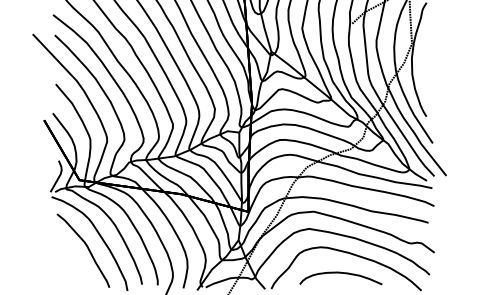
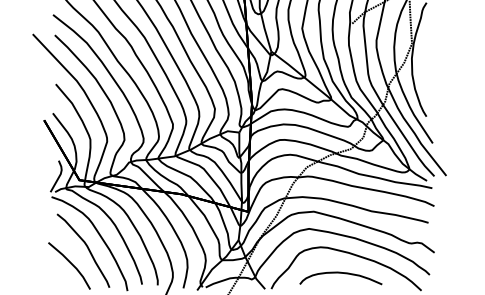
line: none -> present (70, 264)
